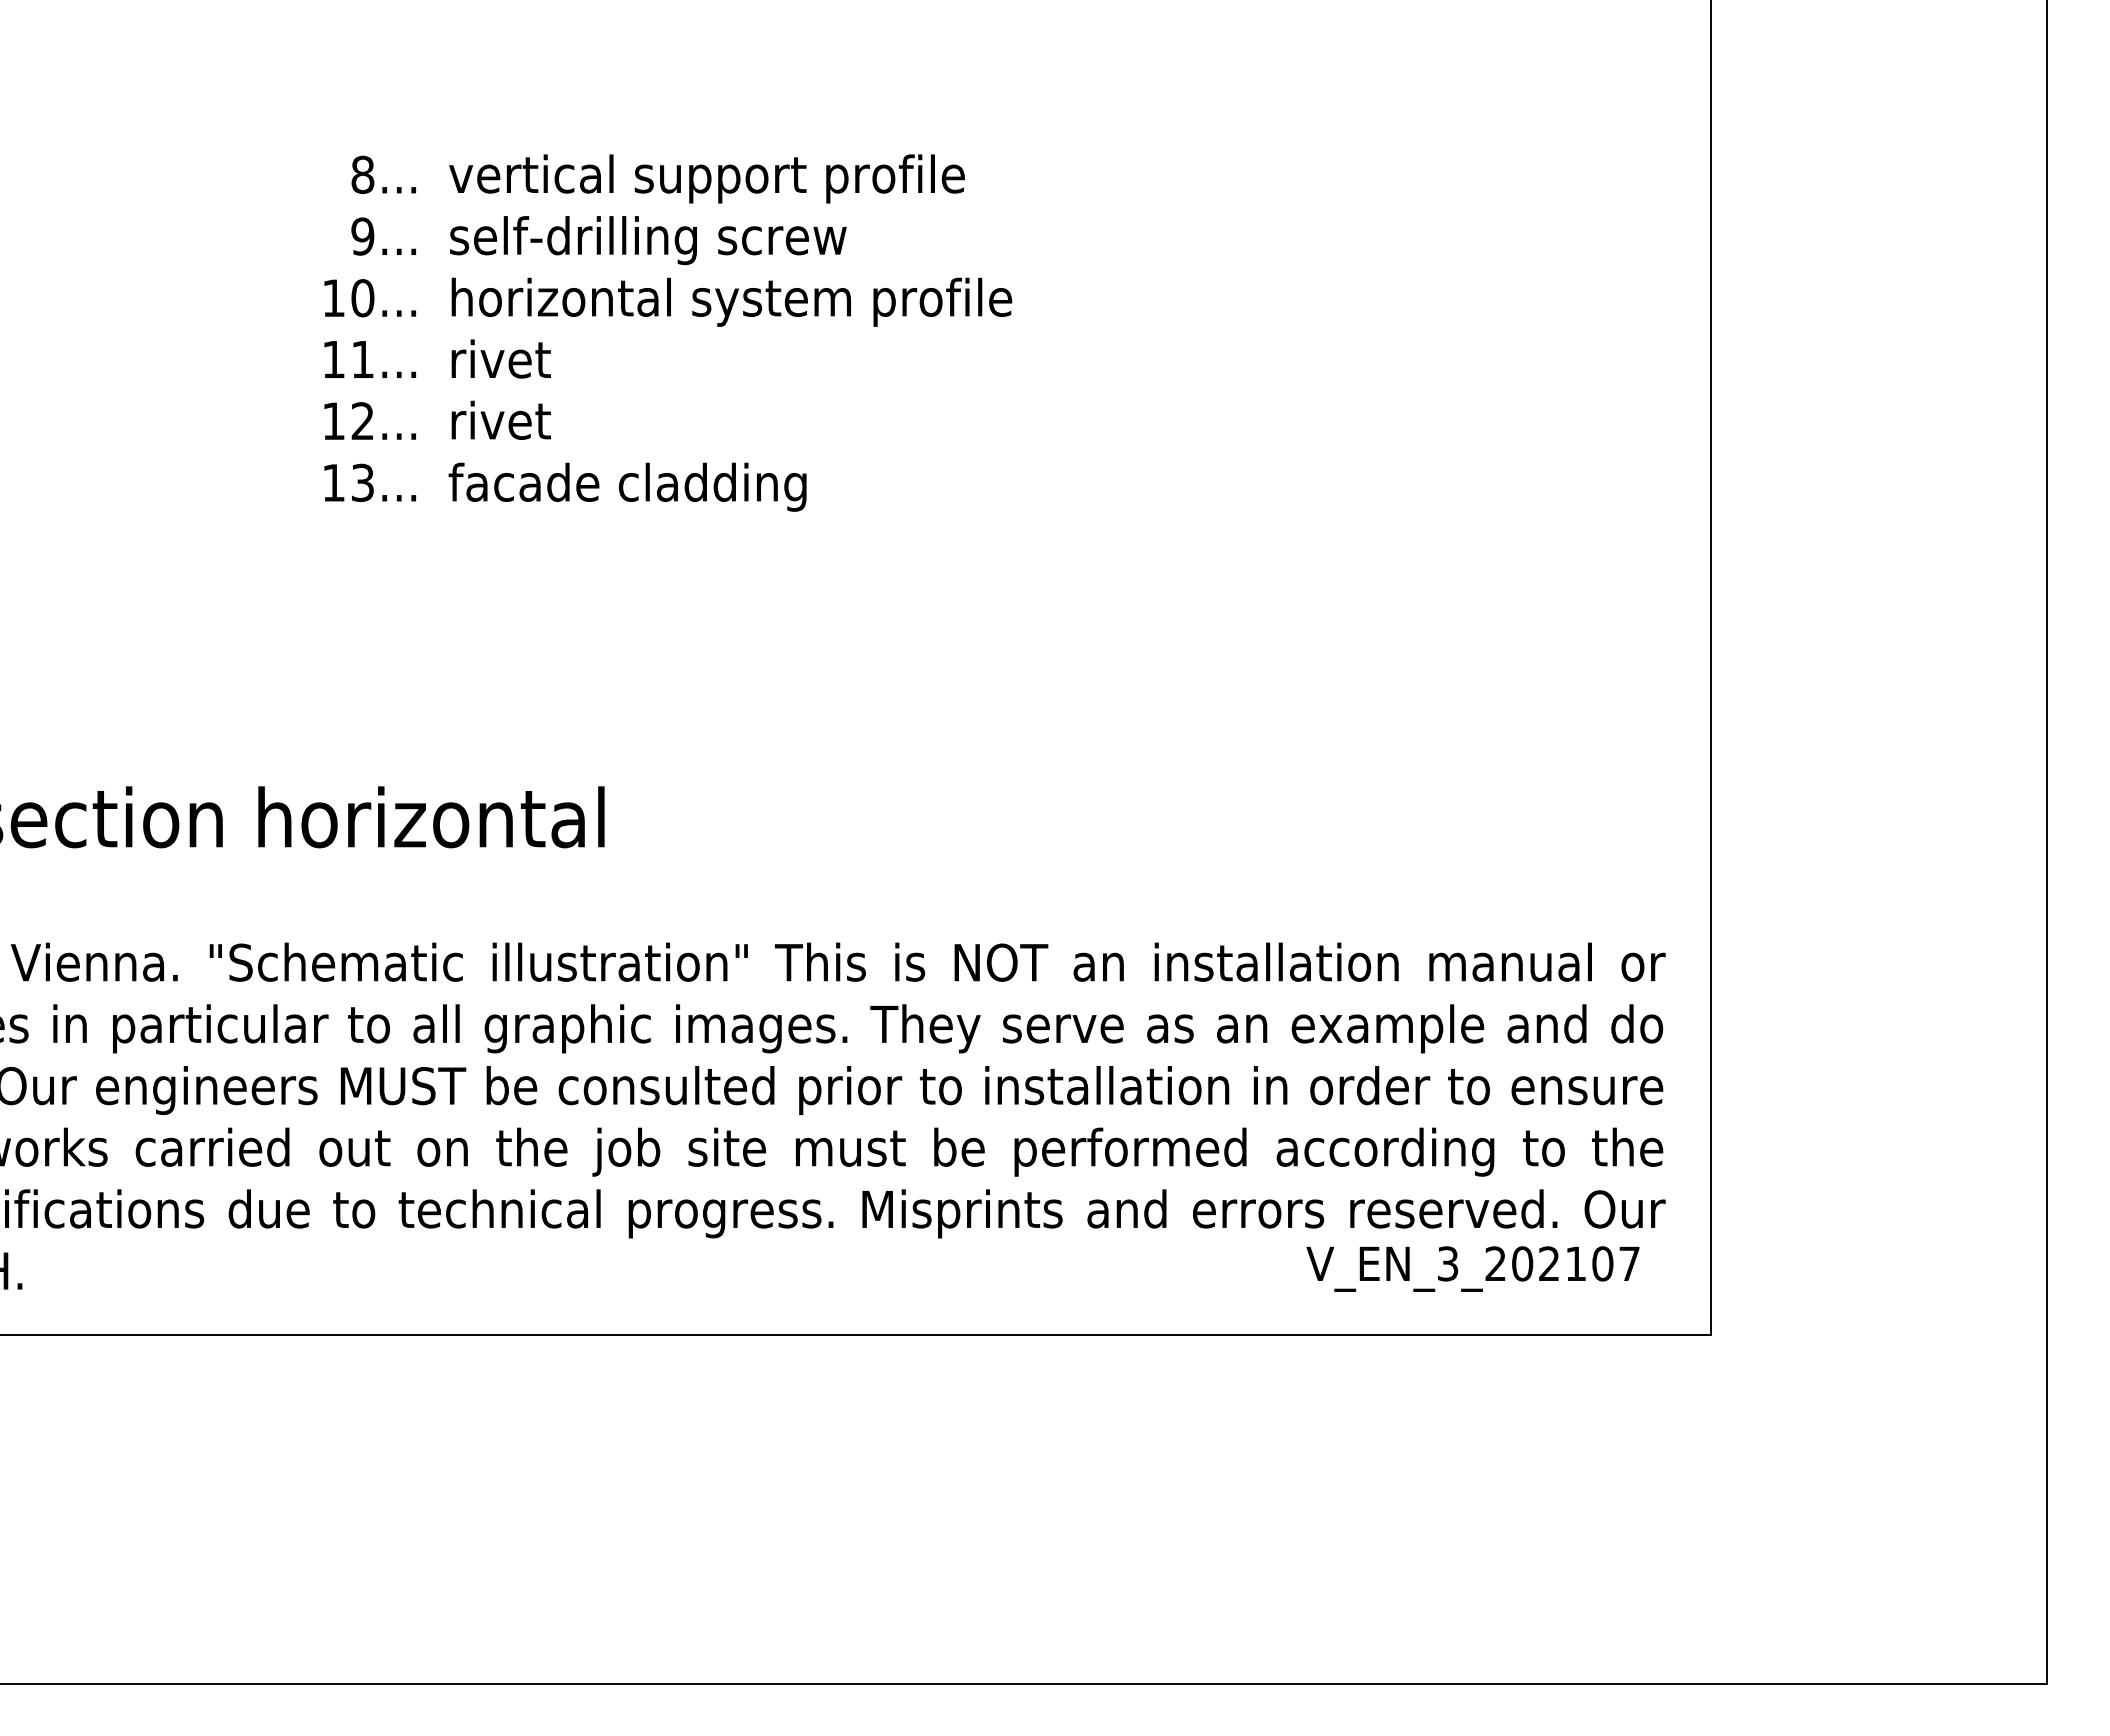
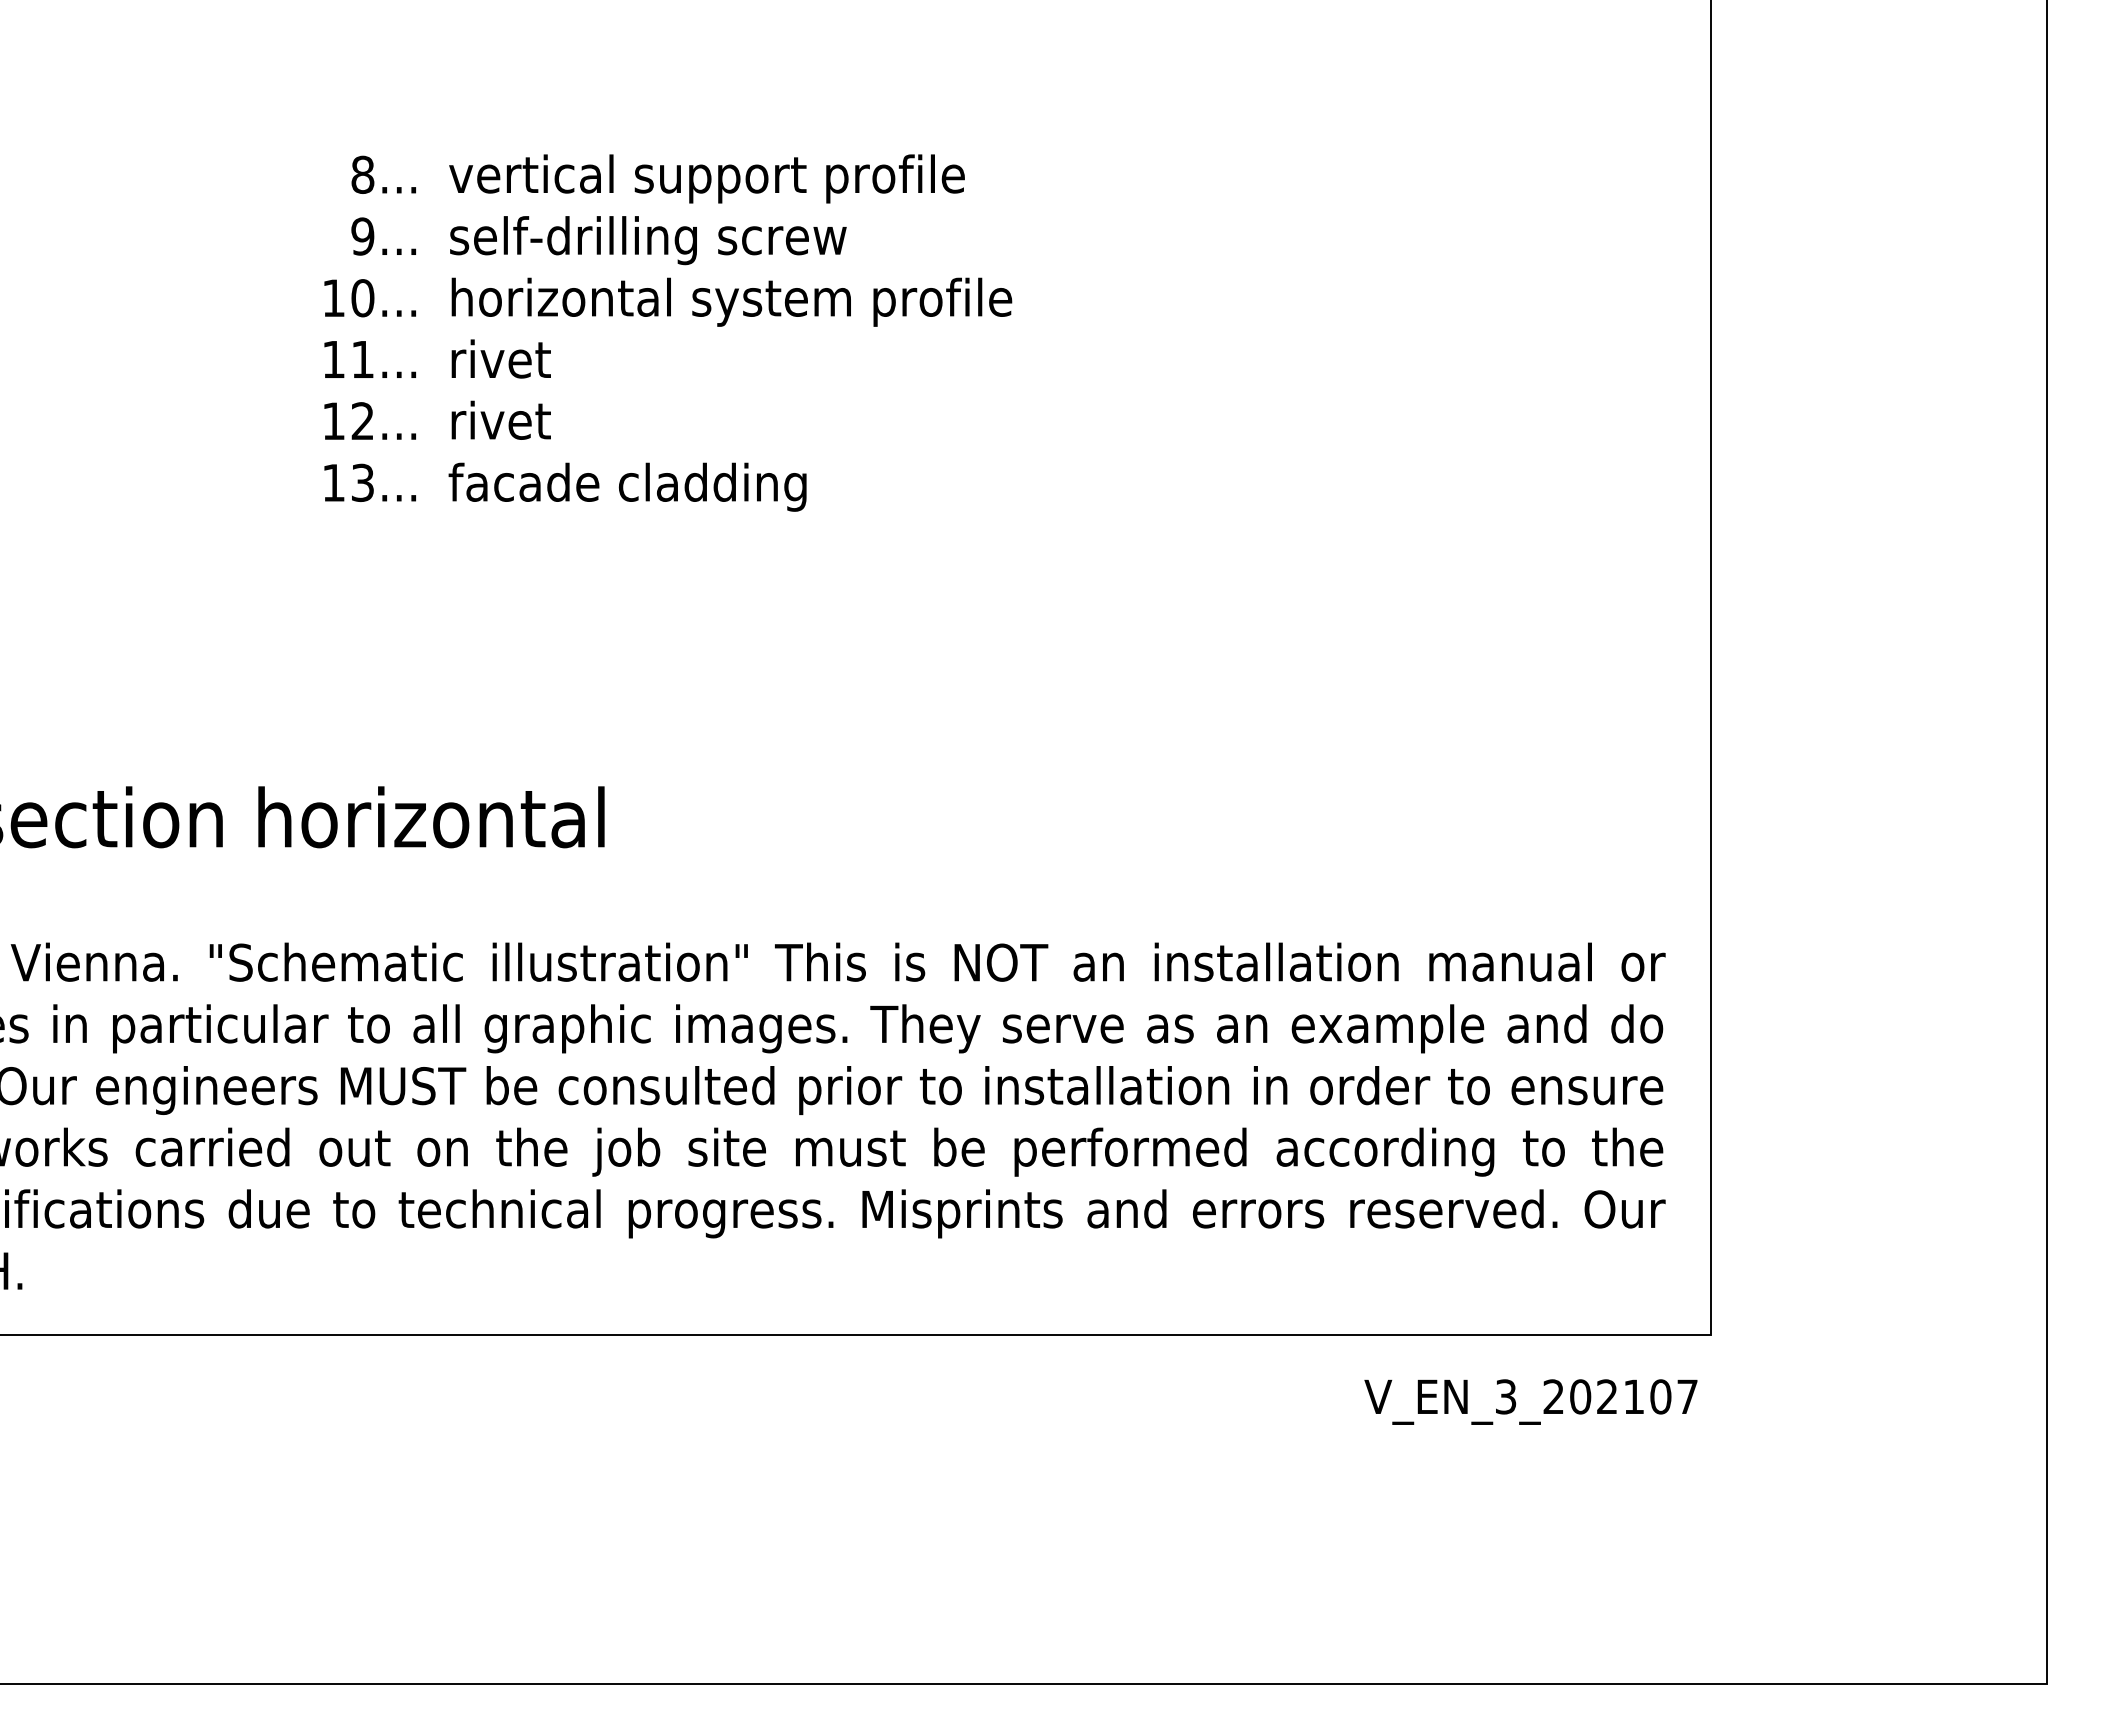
text position: (1472, 1268) -> (1530, 1401) (1530, 1401)
